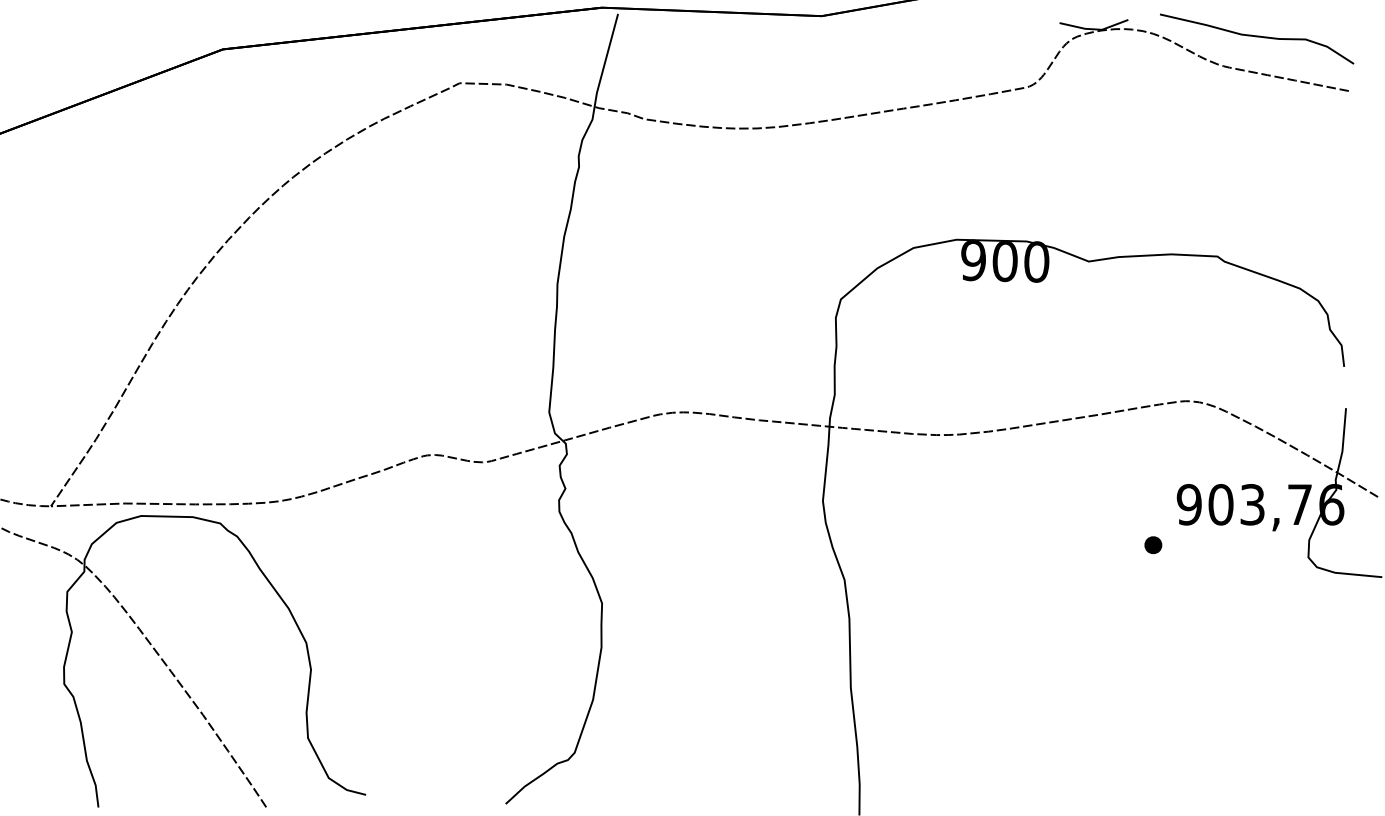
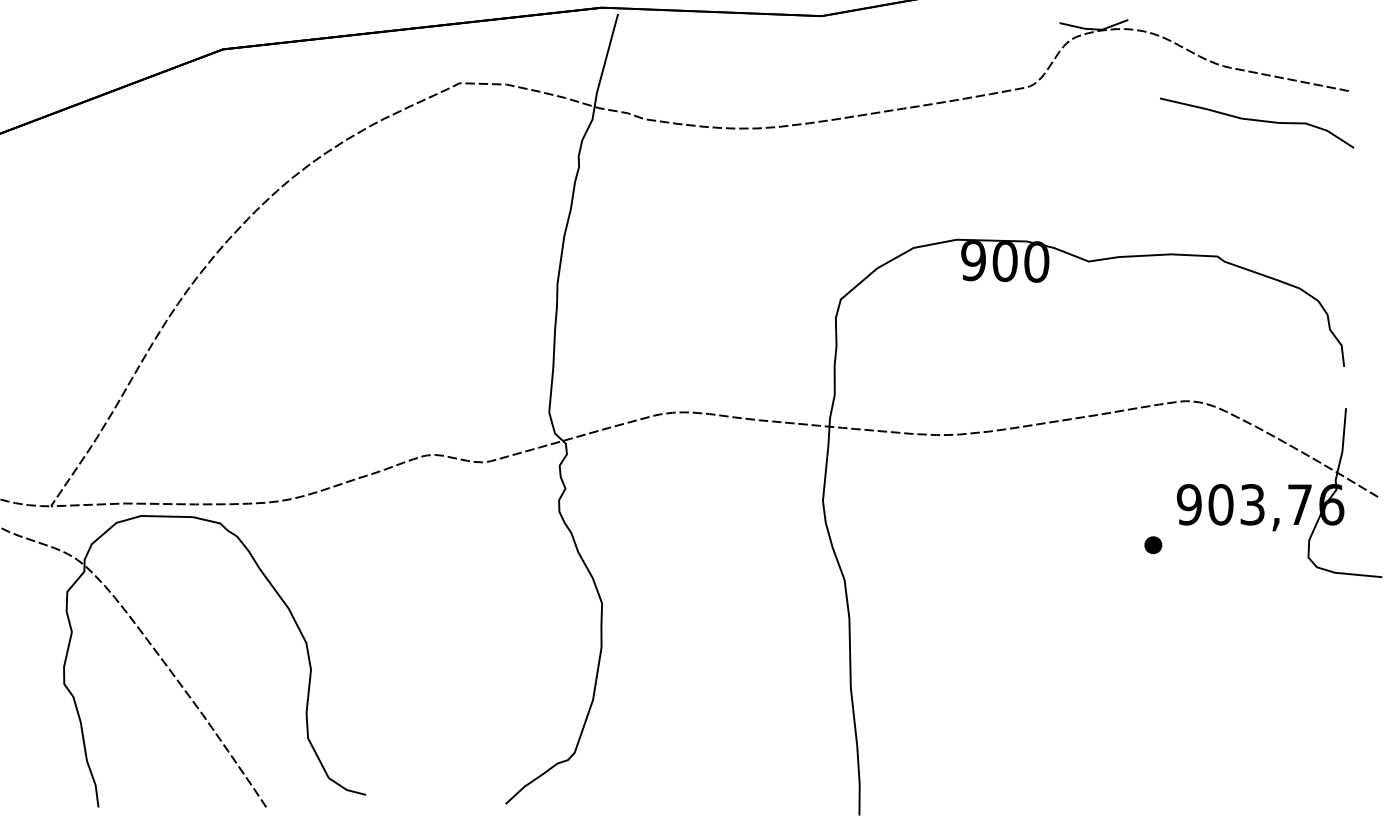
curve position: (1257, 37) -> (1257, 121) (1257, 121)
